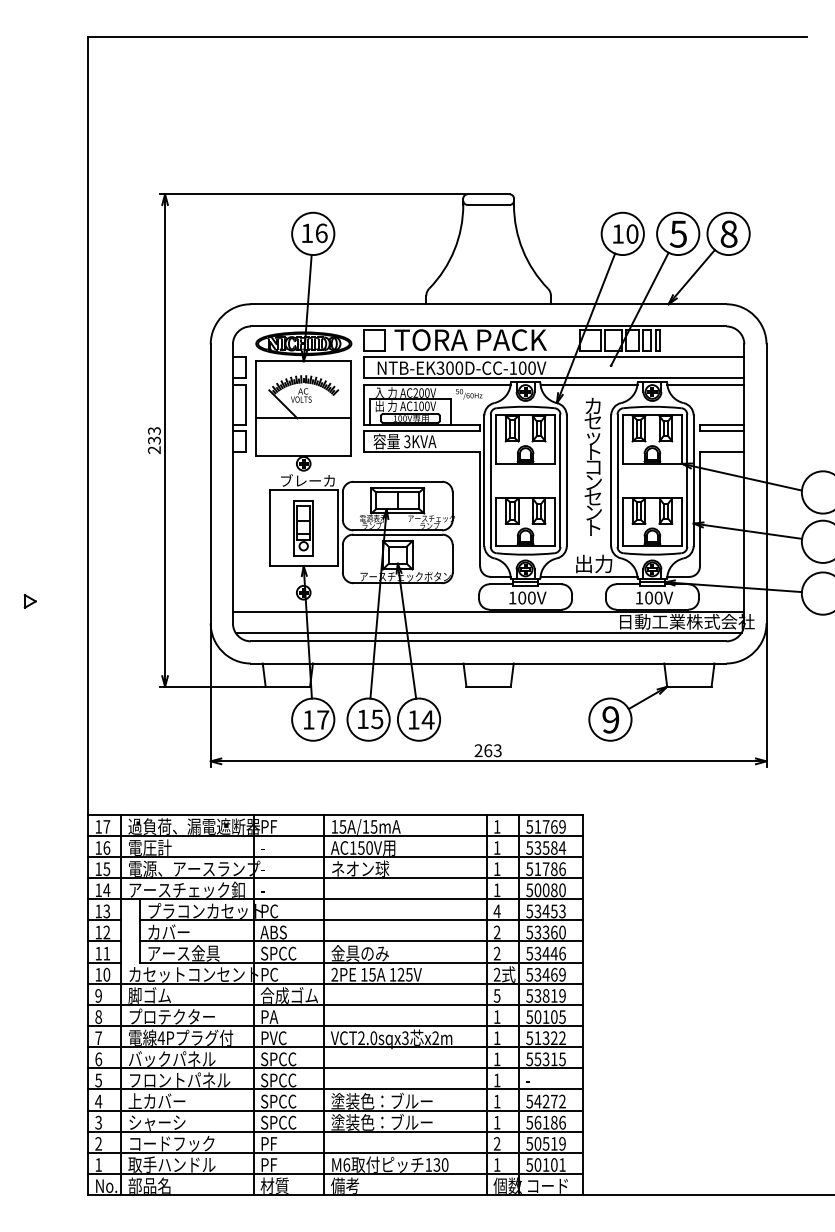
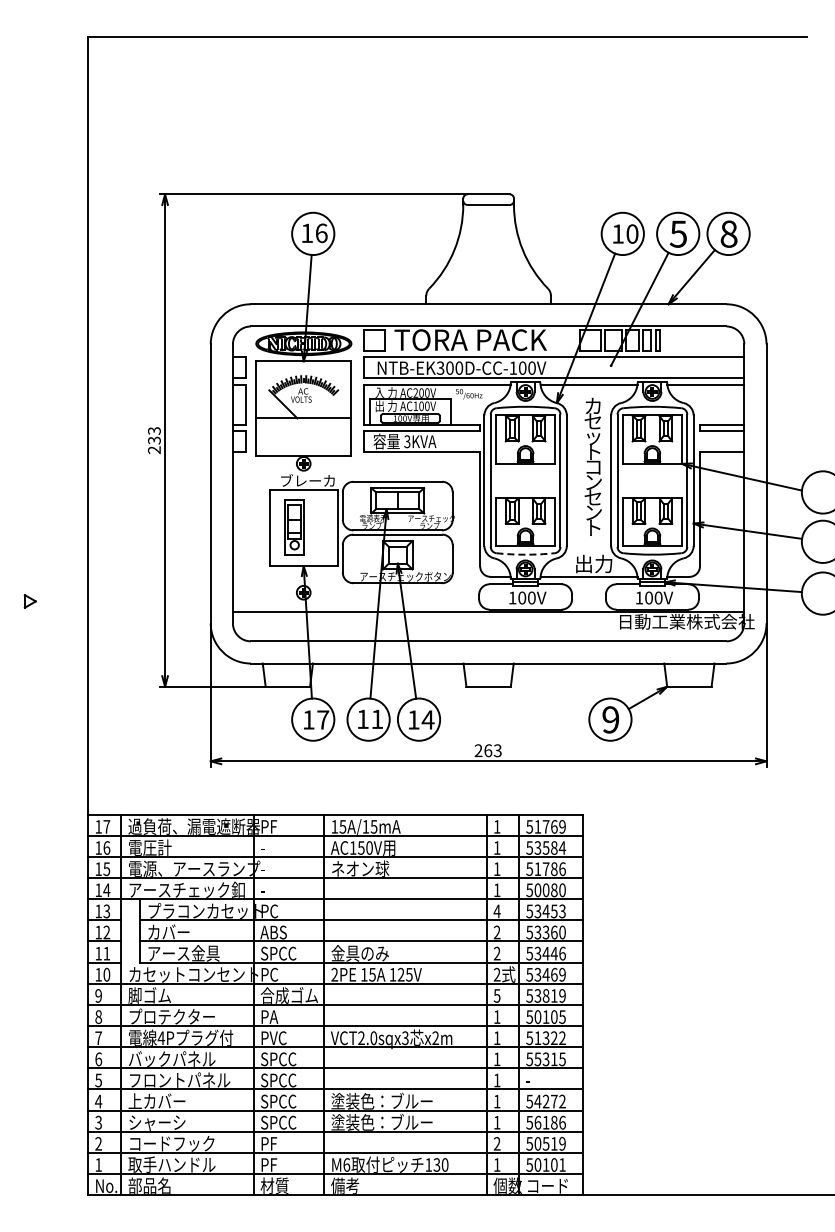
part position: (303, 528) -> (294, 527) (294, 527)
arc: solid -> dashed (525, 554)
line: present -> none (488, 632)
text: 15 -> 11 (377, 719)
